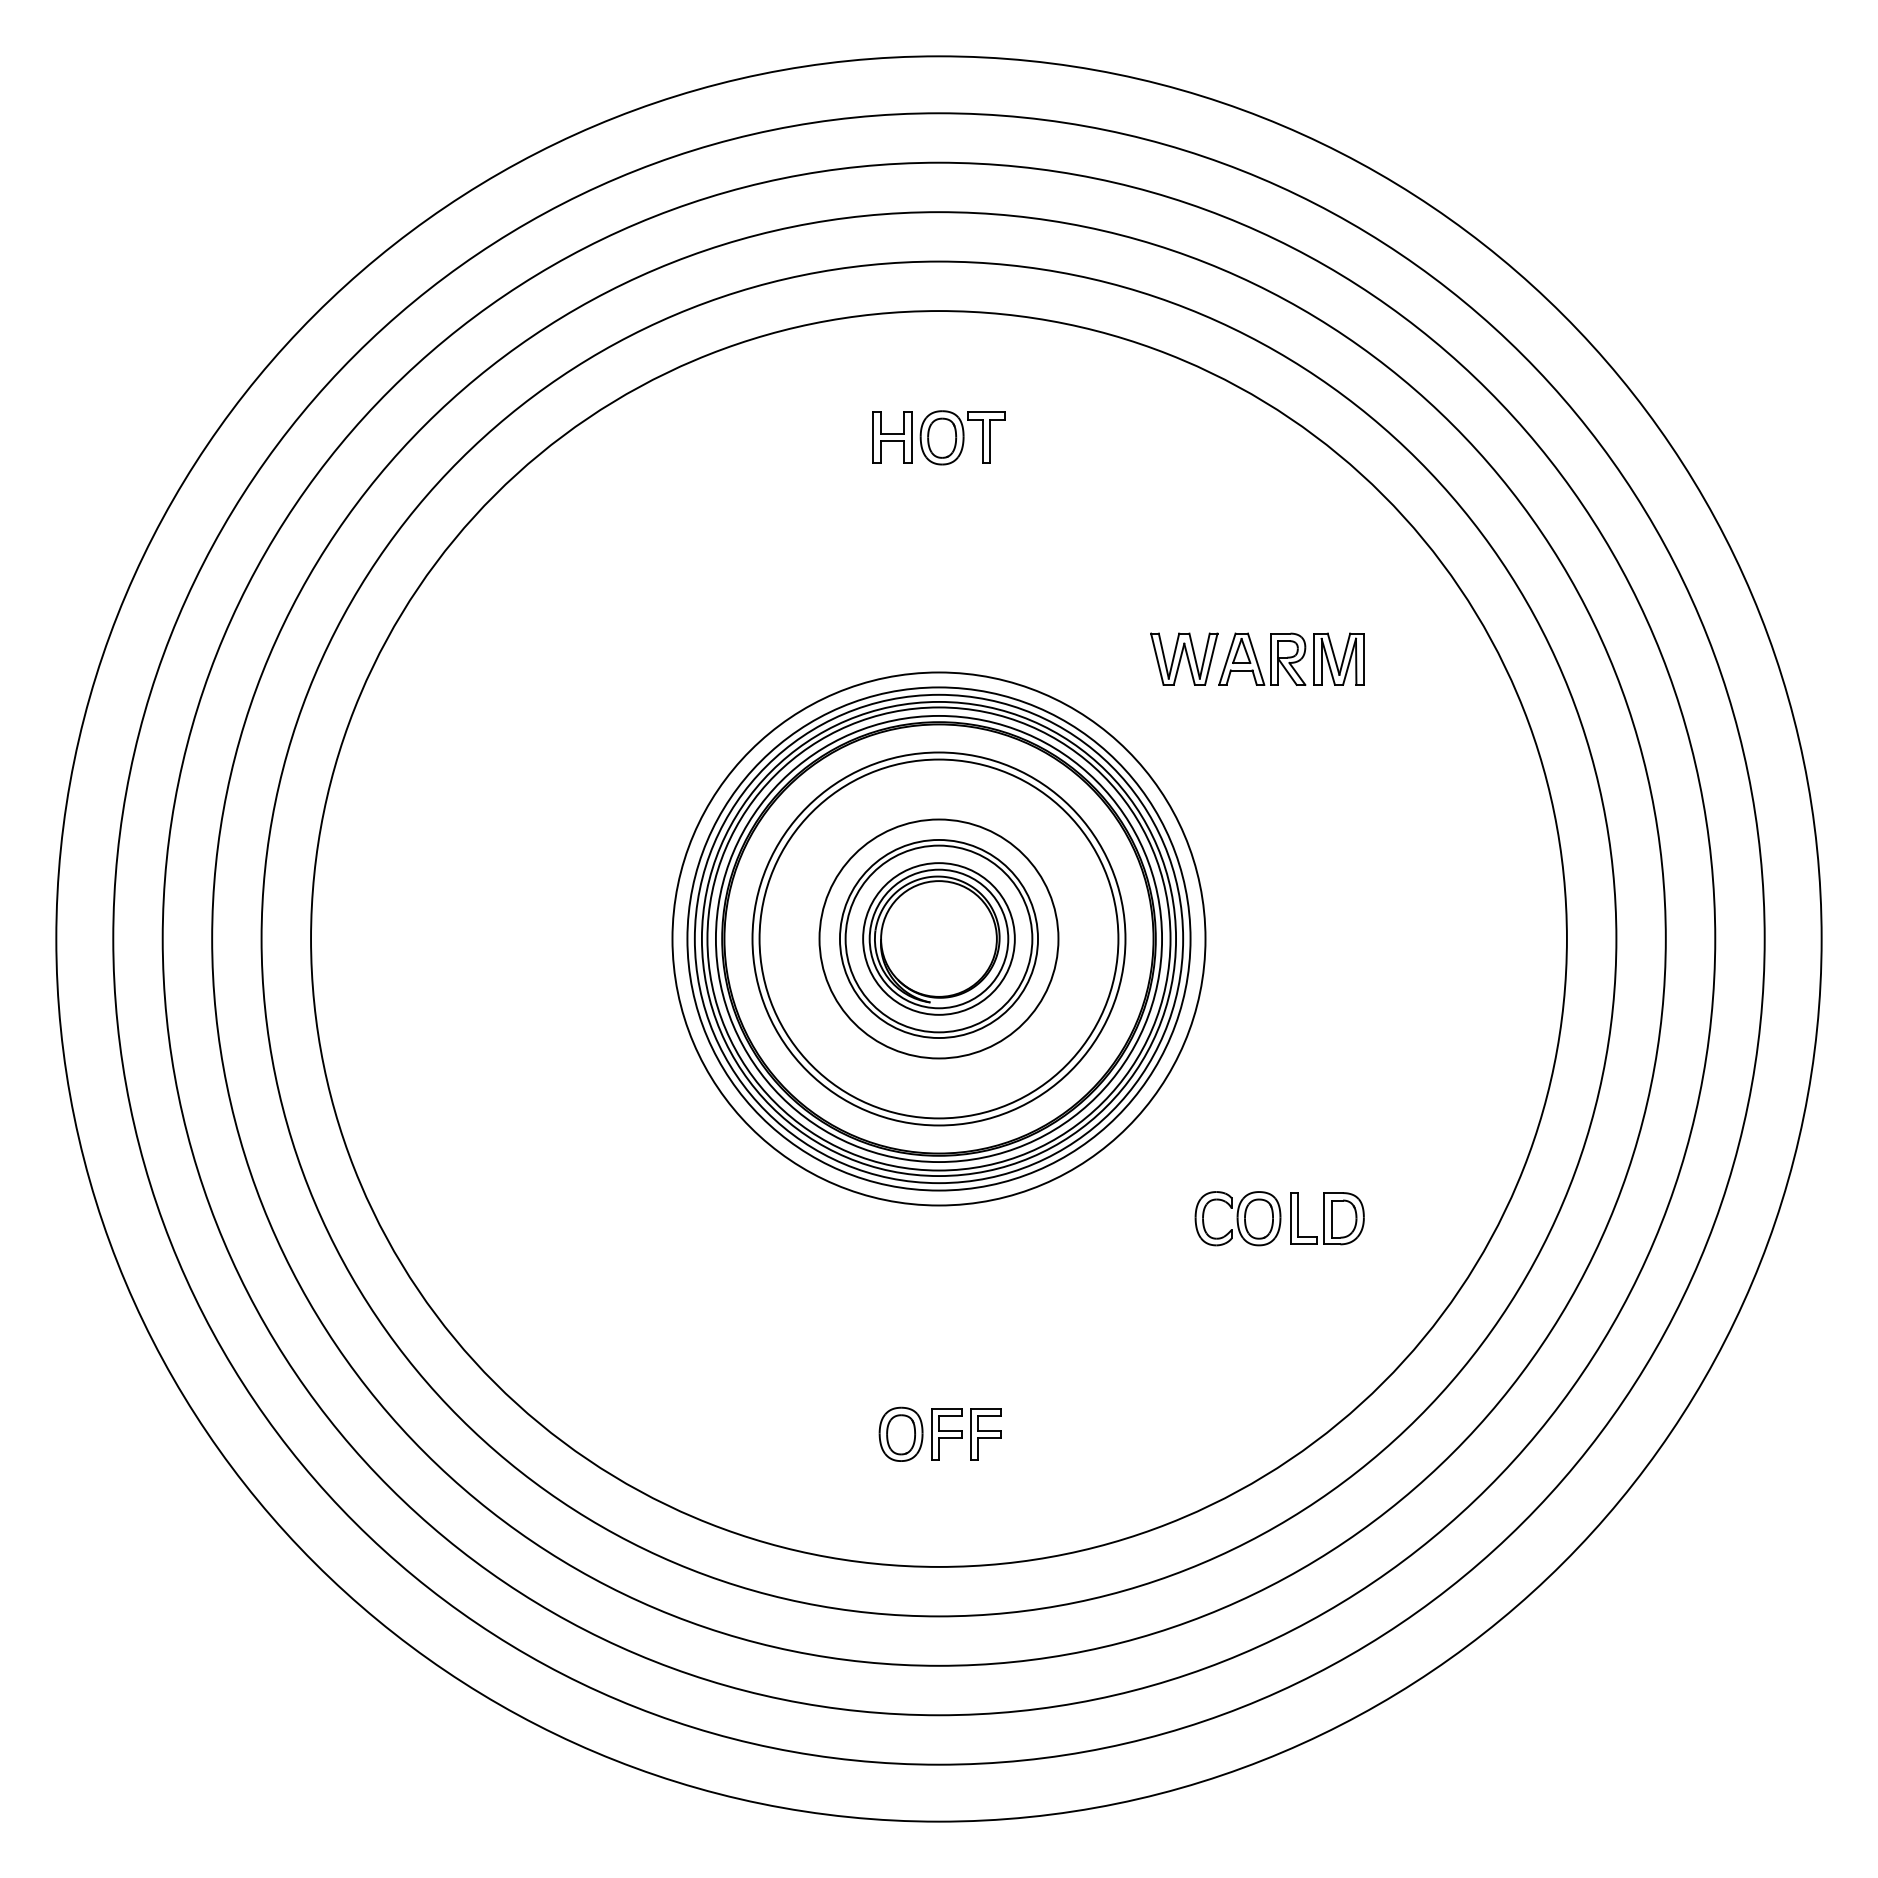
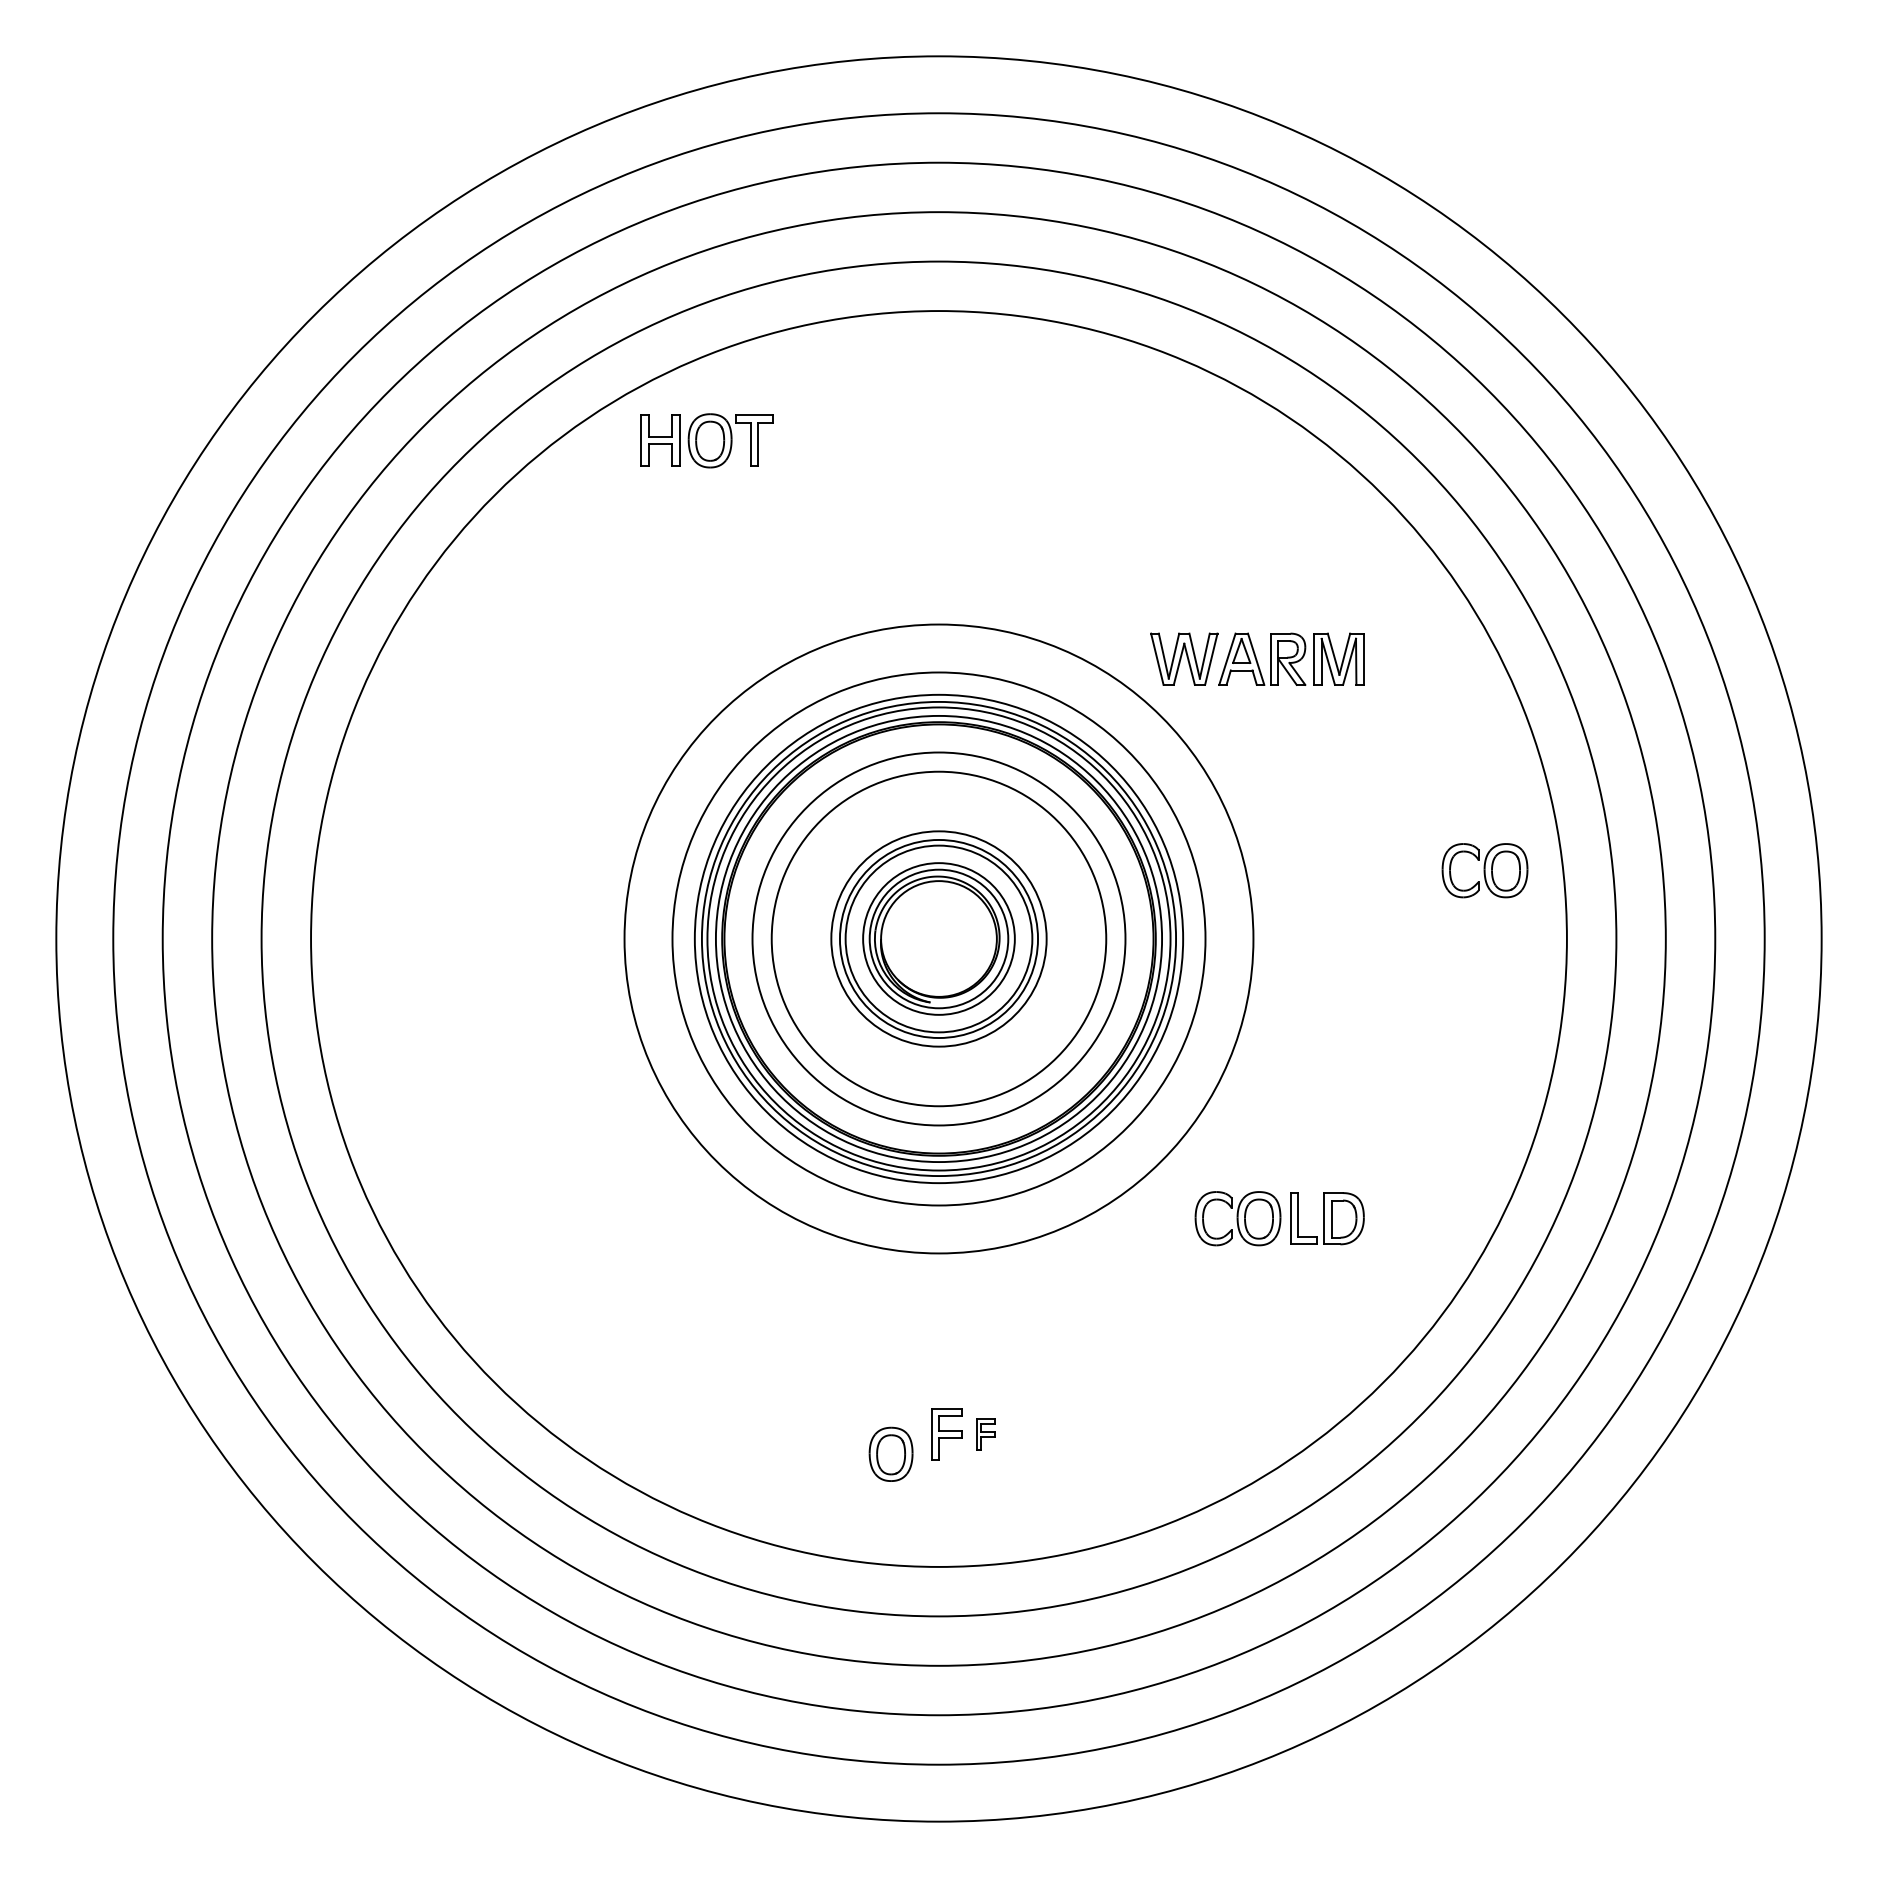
part position: (938, 437) -> (706, 440) (706, 440)
part: none -> present (1484, 870)
circle diameter: 239 px -> 335 px (938, 938)
circle diameter: 359 px -> 215 px (938, 938)
circle diameter: 503 px -> 629 px (938, 938)
part position: (900, 1433) -> (890, 1453) (890, 1453)
part size: 32x53 px -> 20x33 px (985, 1434)
